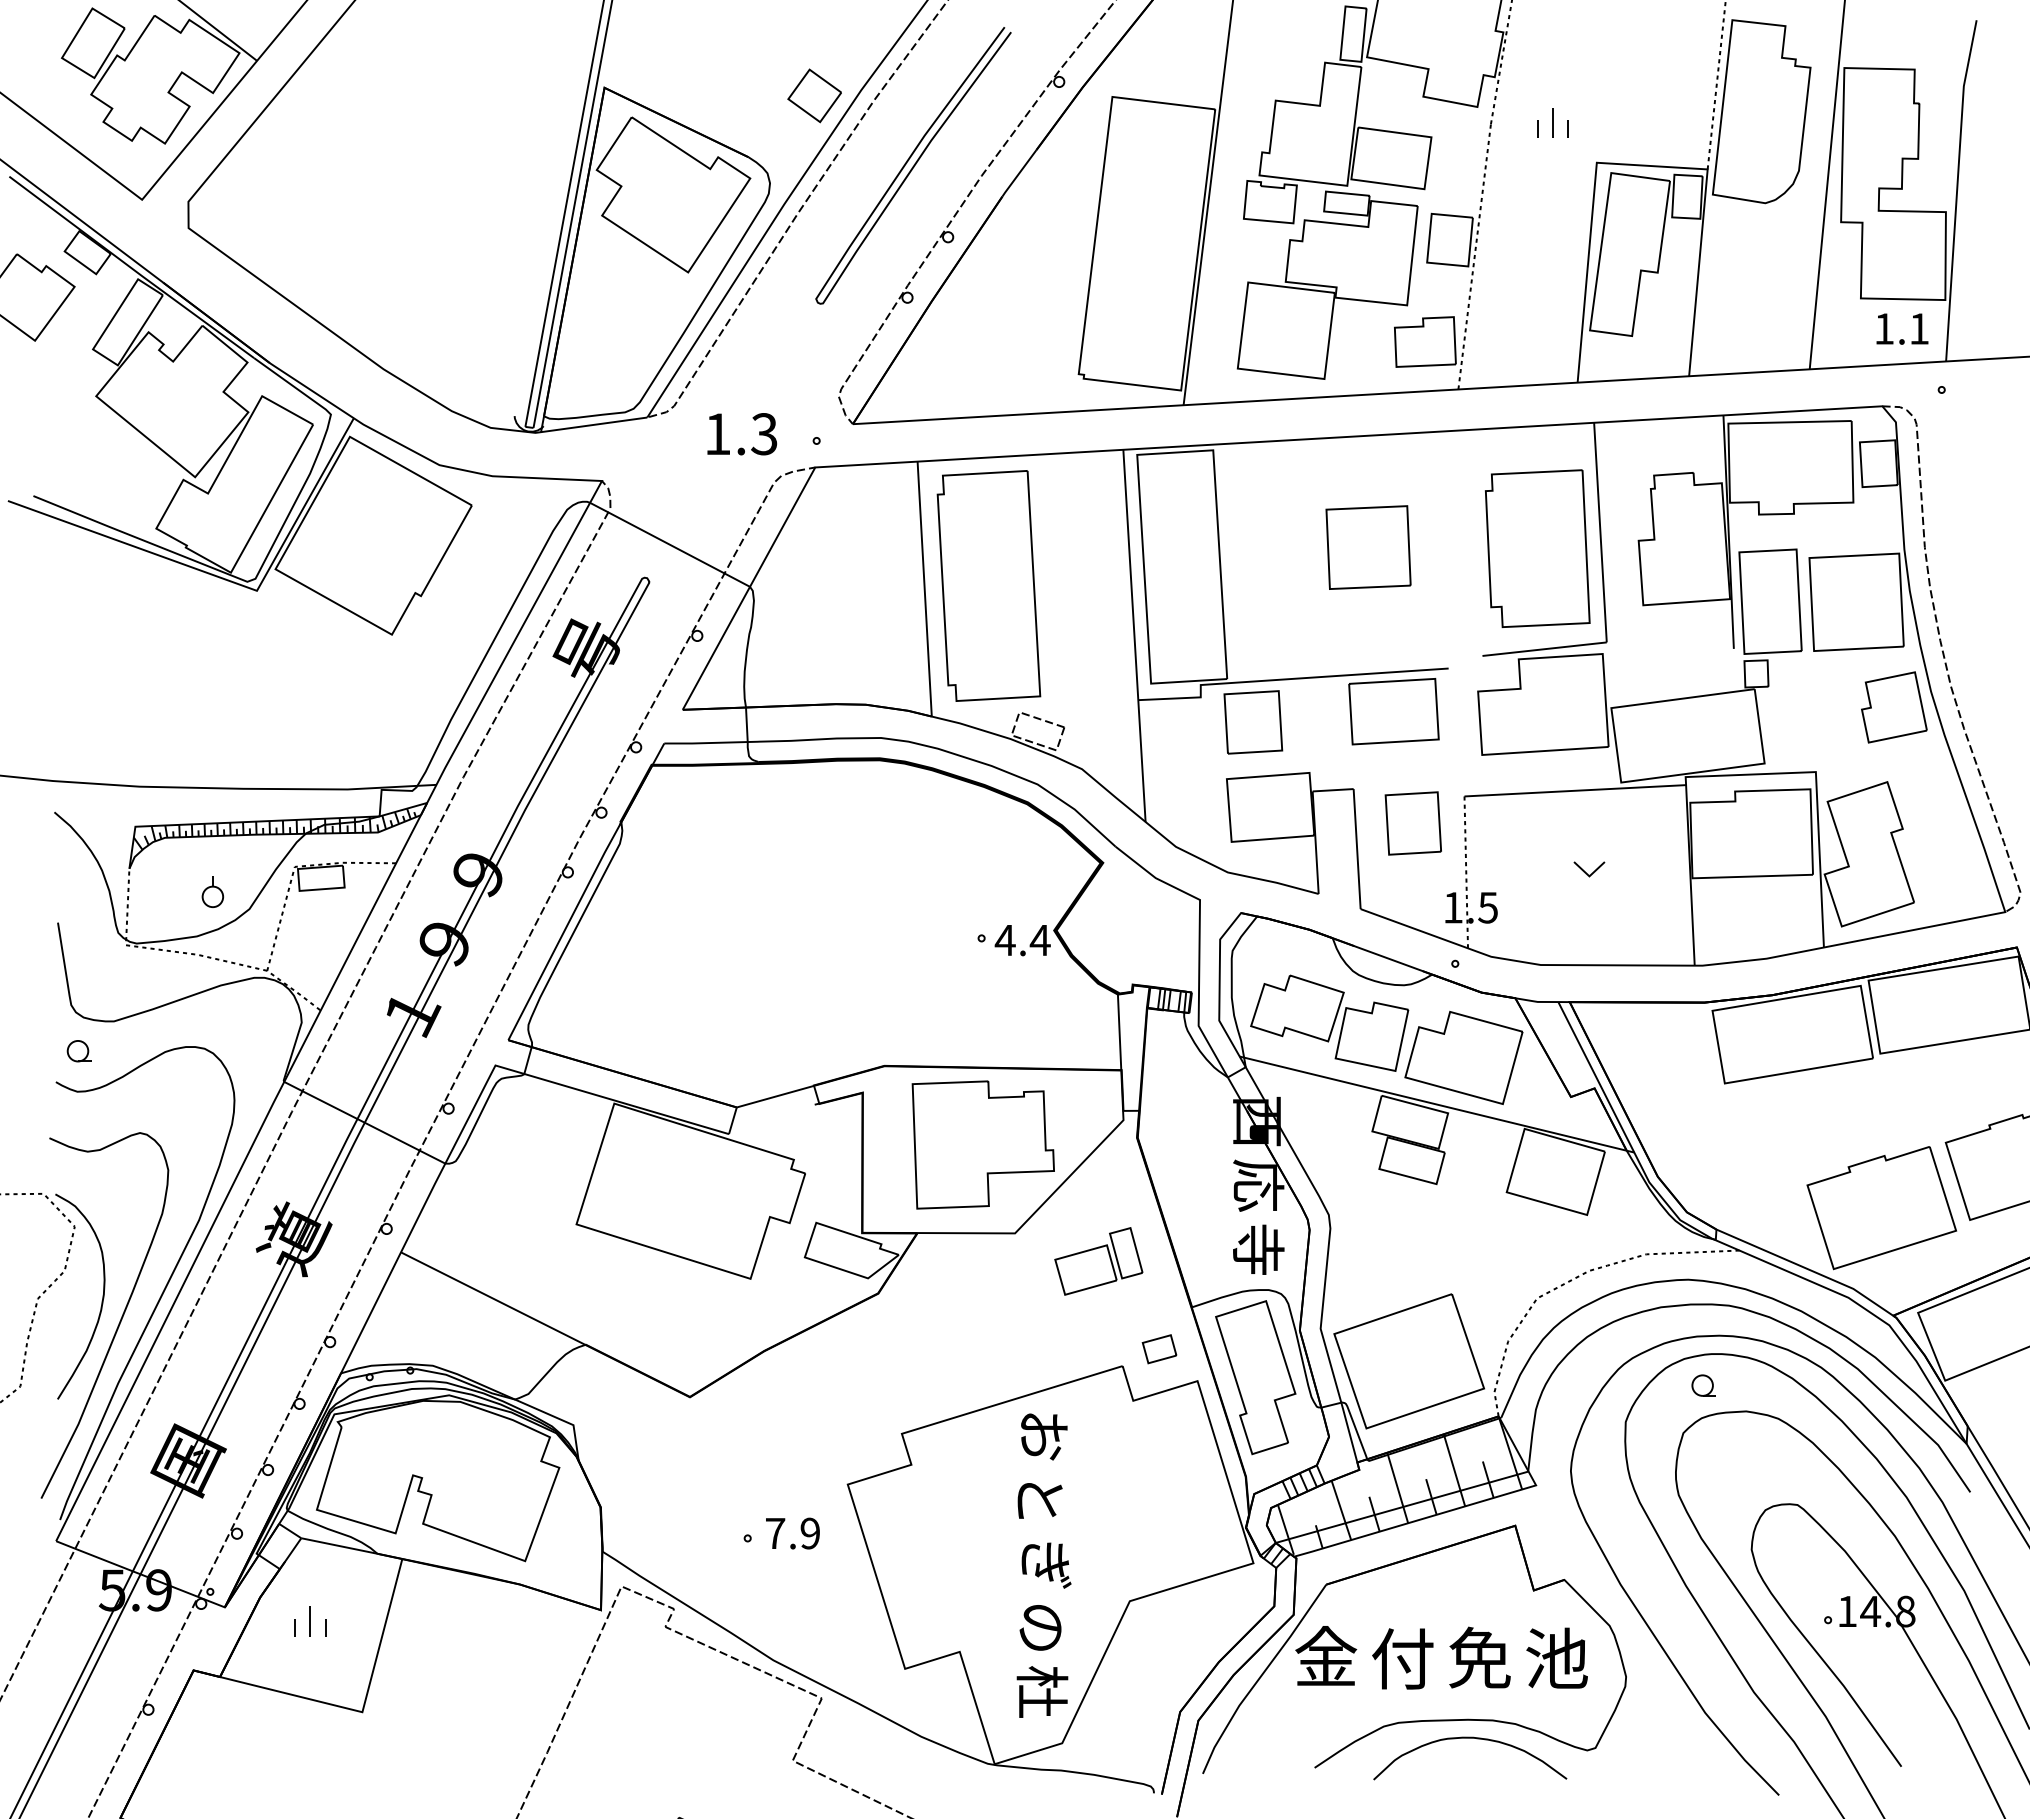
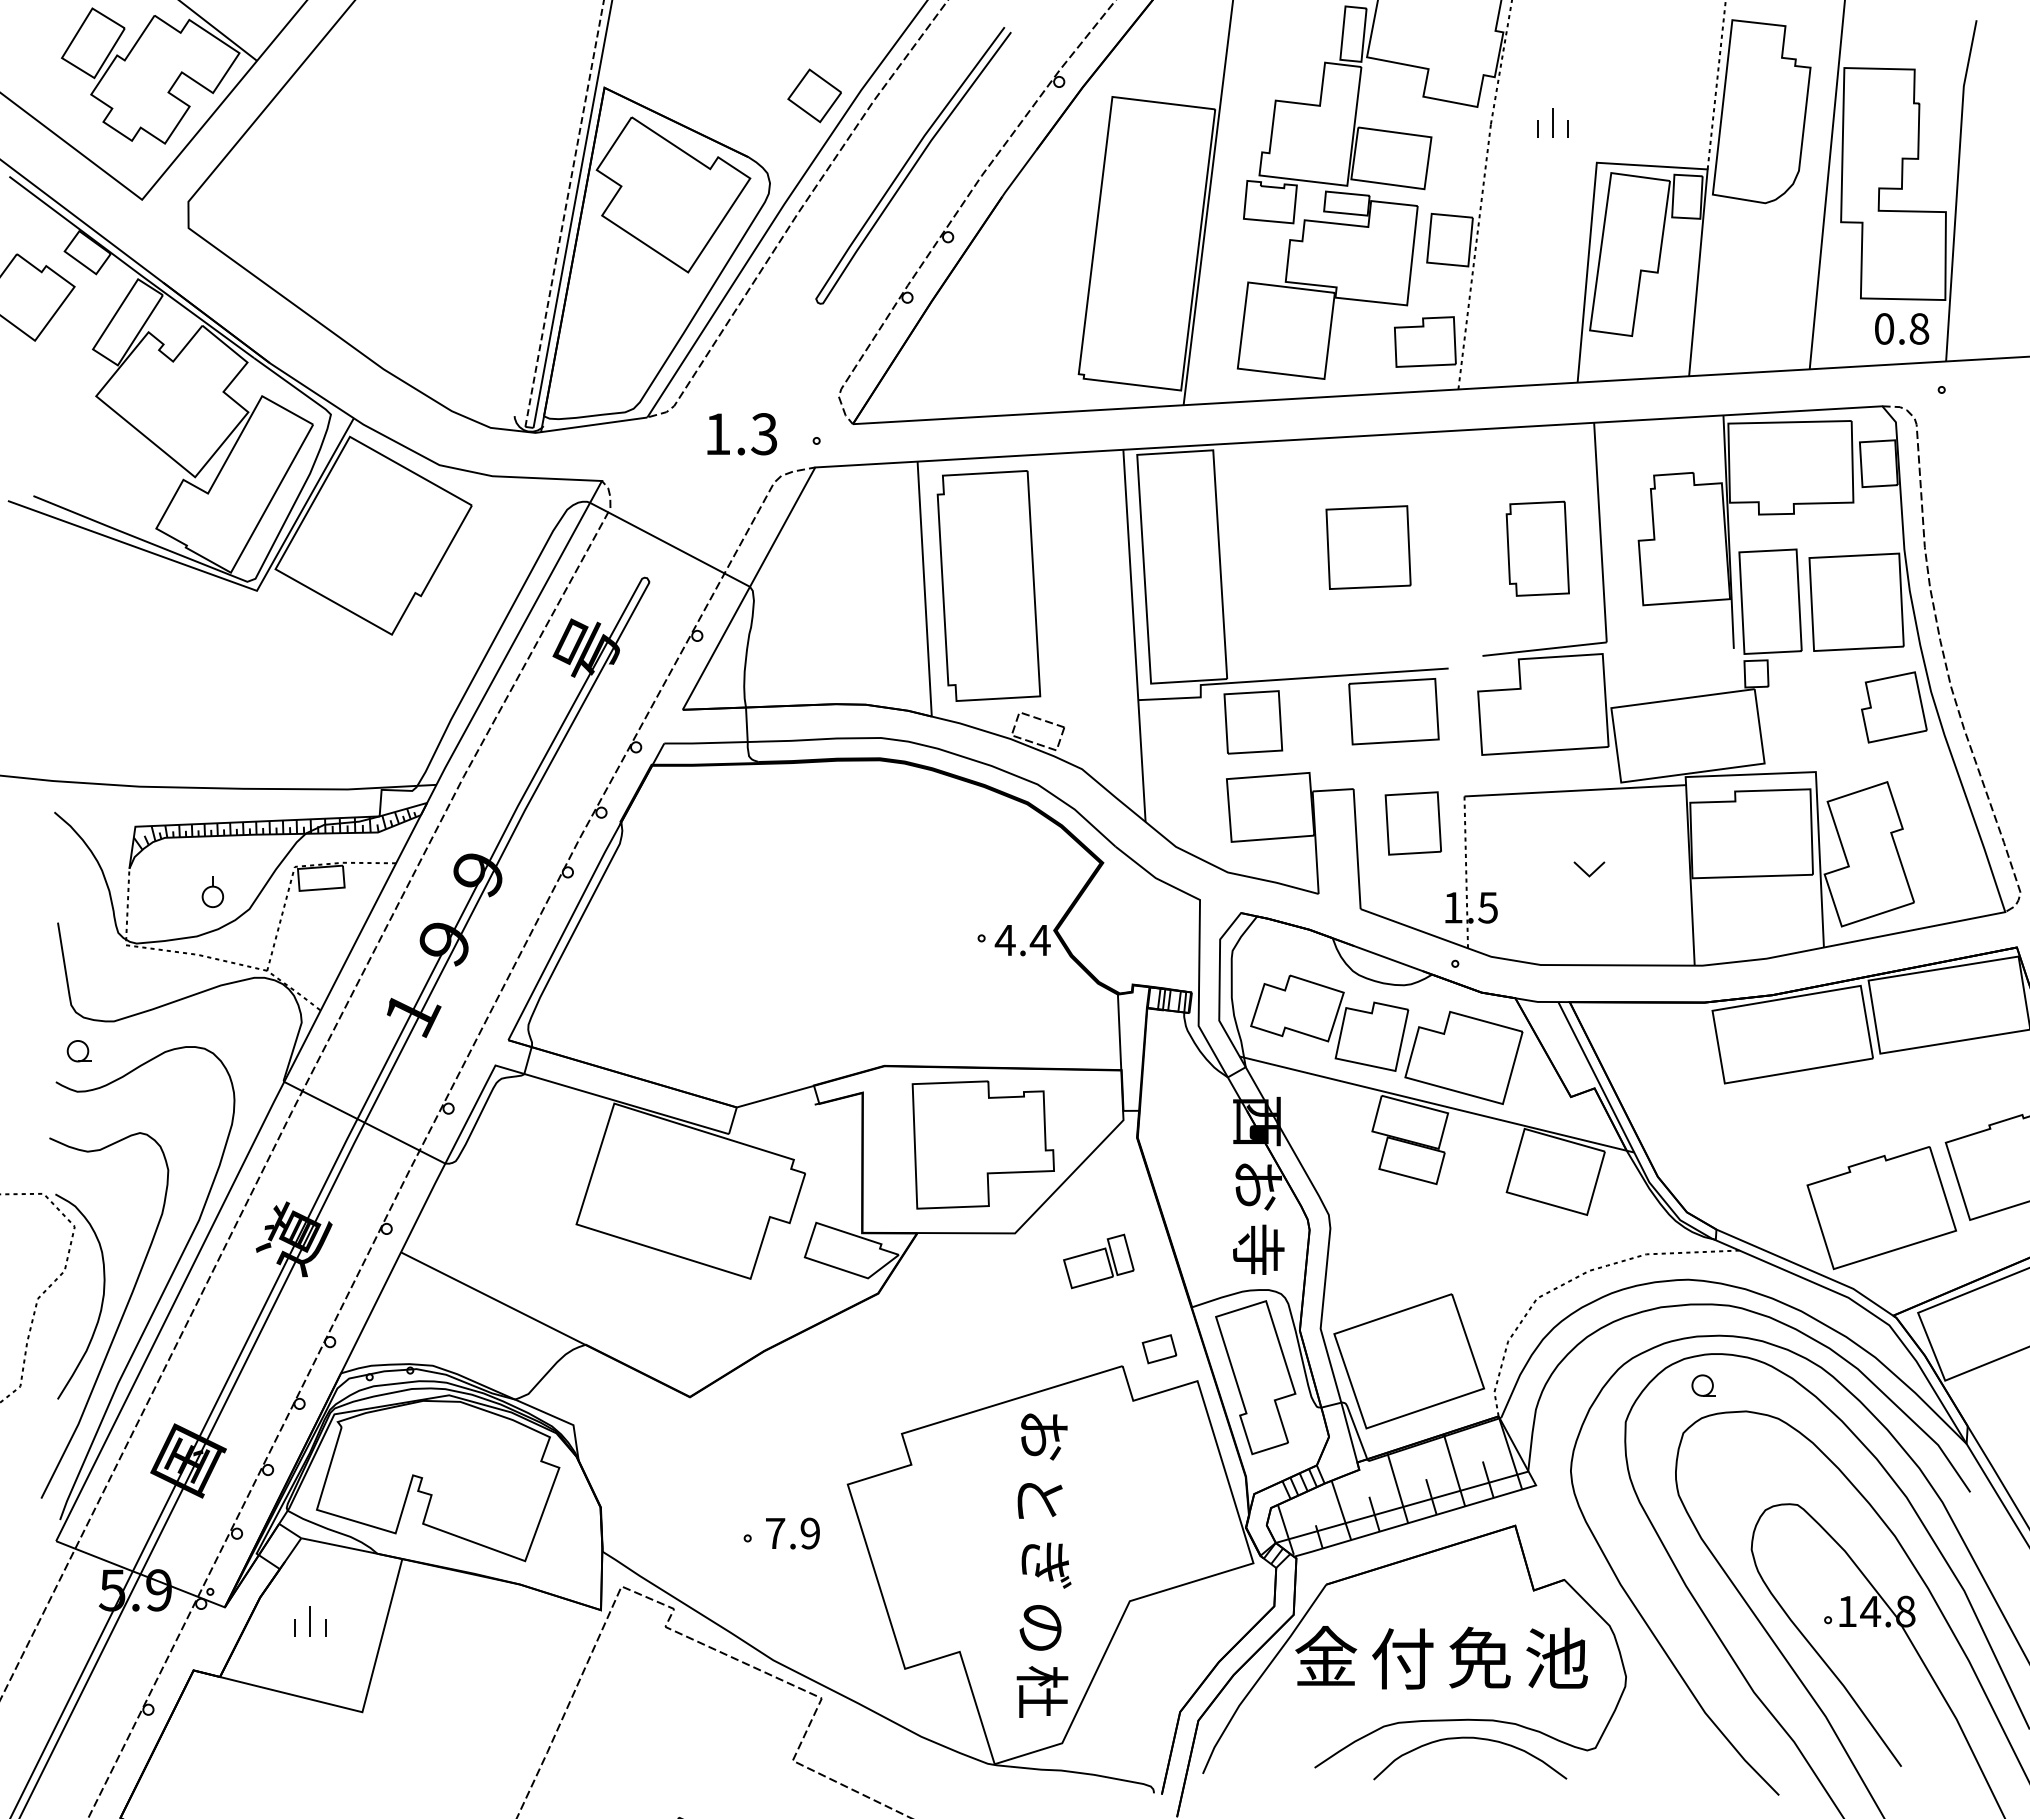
line: solid -> dashed (564, 213)
text: 1.1 -> 0.8 (1902, 328)
part size: 106x160 px -> 65x97 px (1537, 548)
text: 応 -> お (1258, 1185)
part size: 90x69 px -> 72x57 px (1098, 1261)
